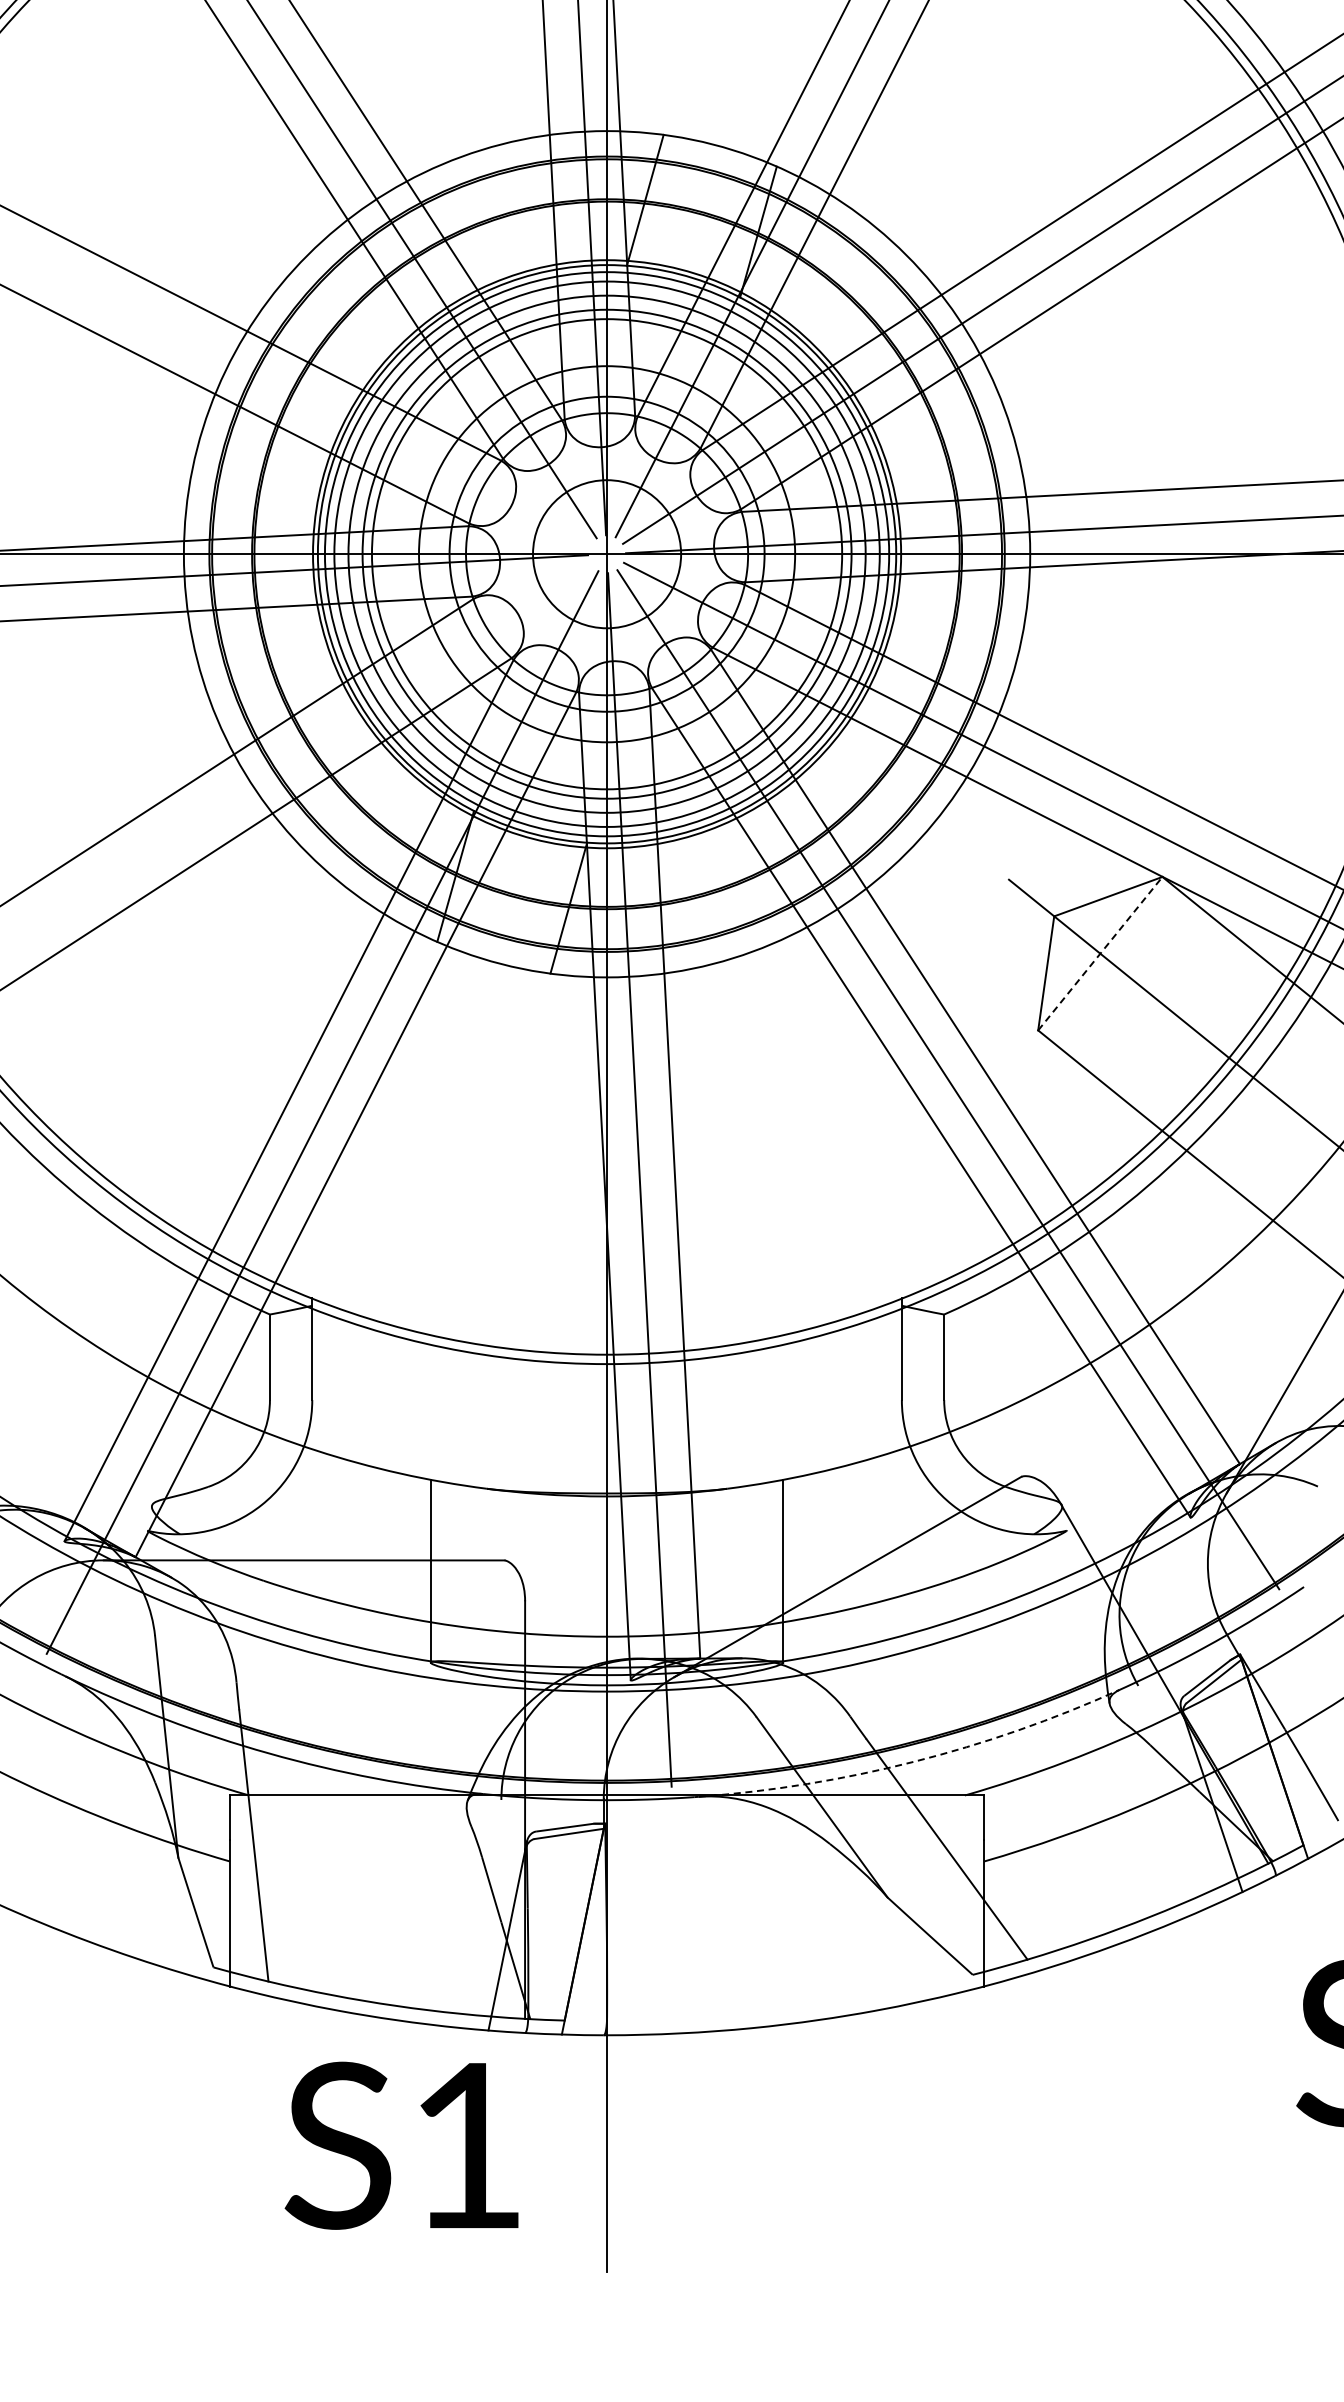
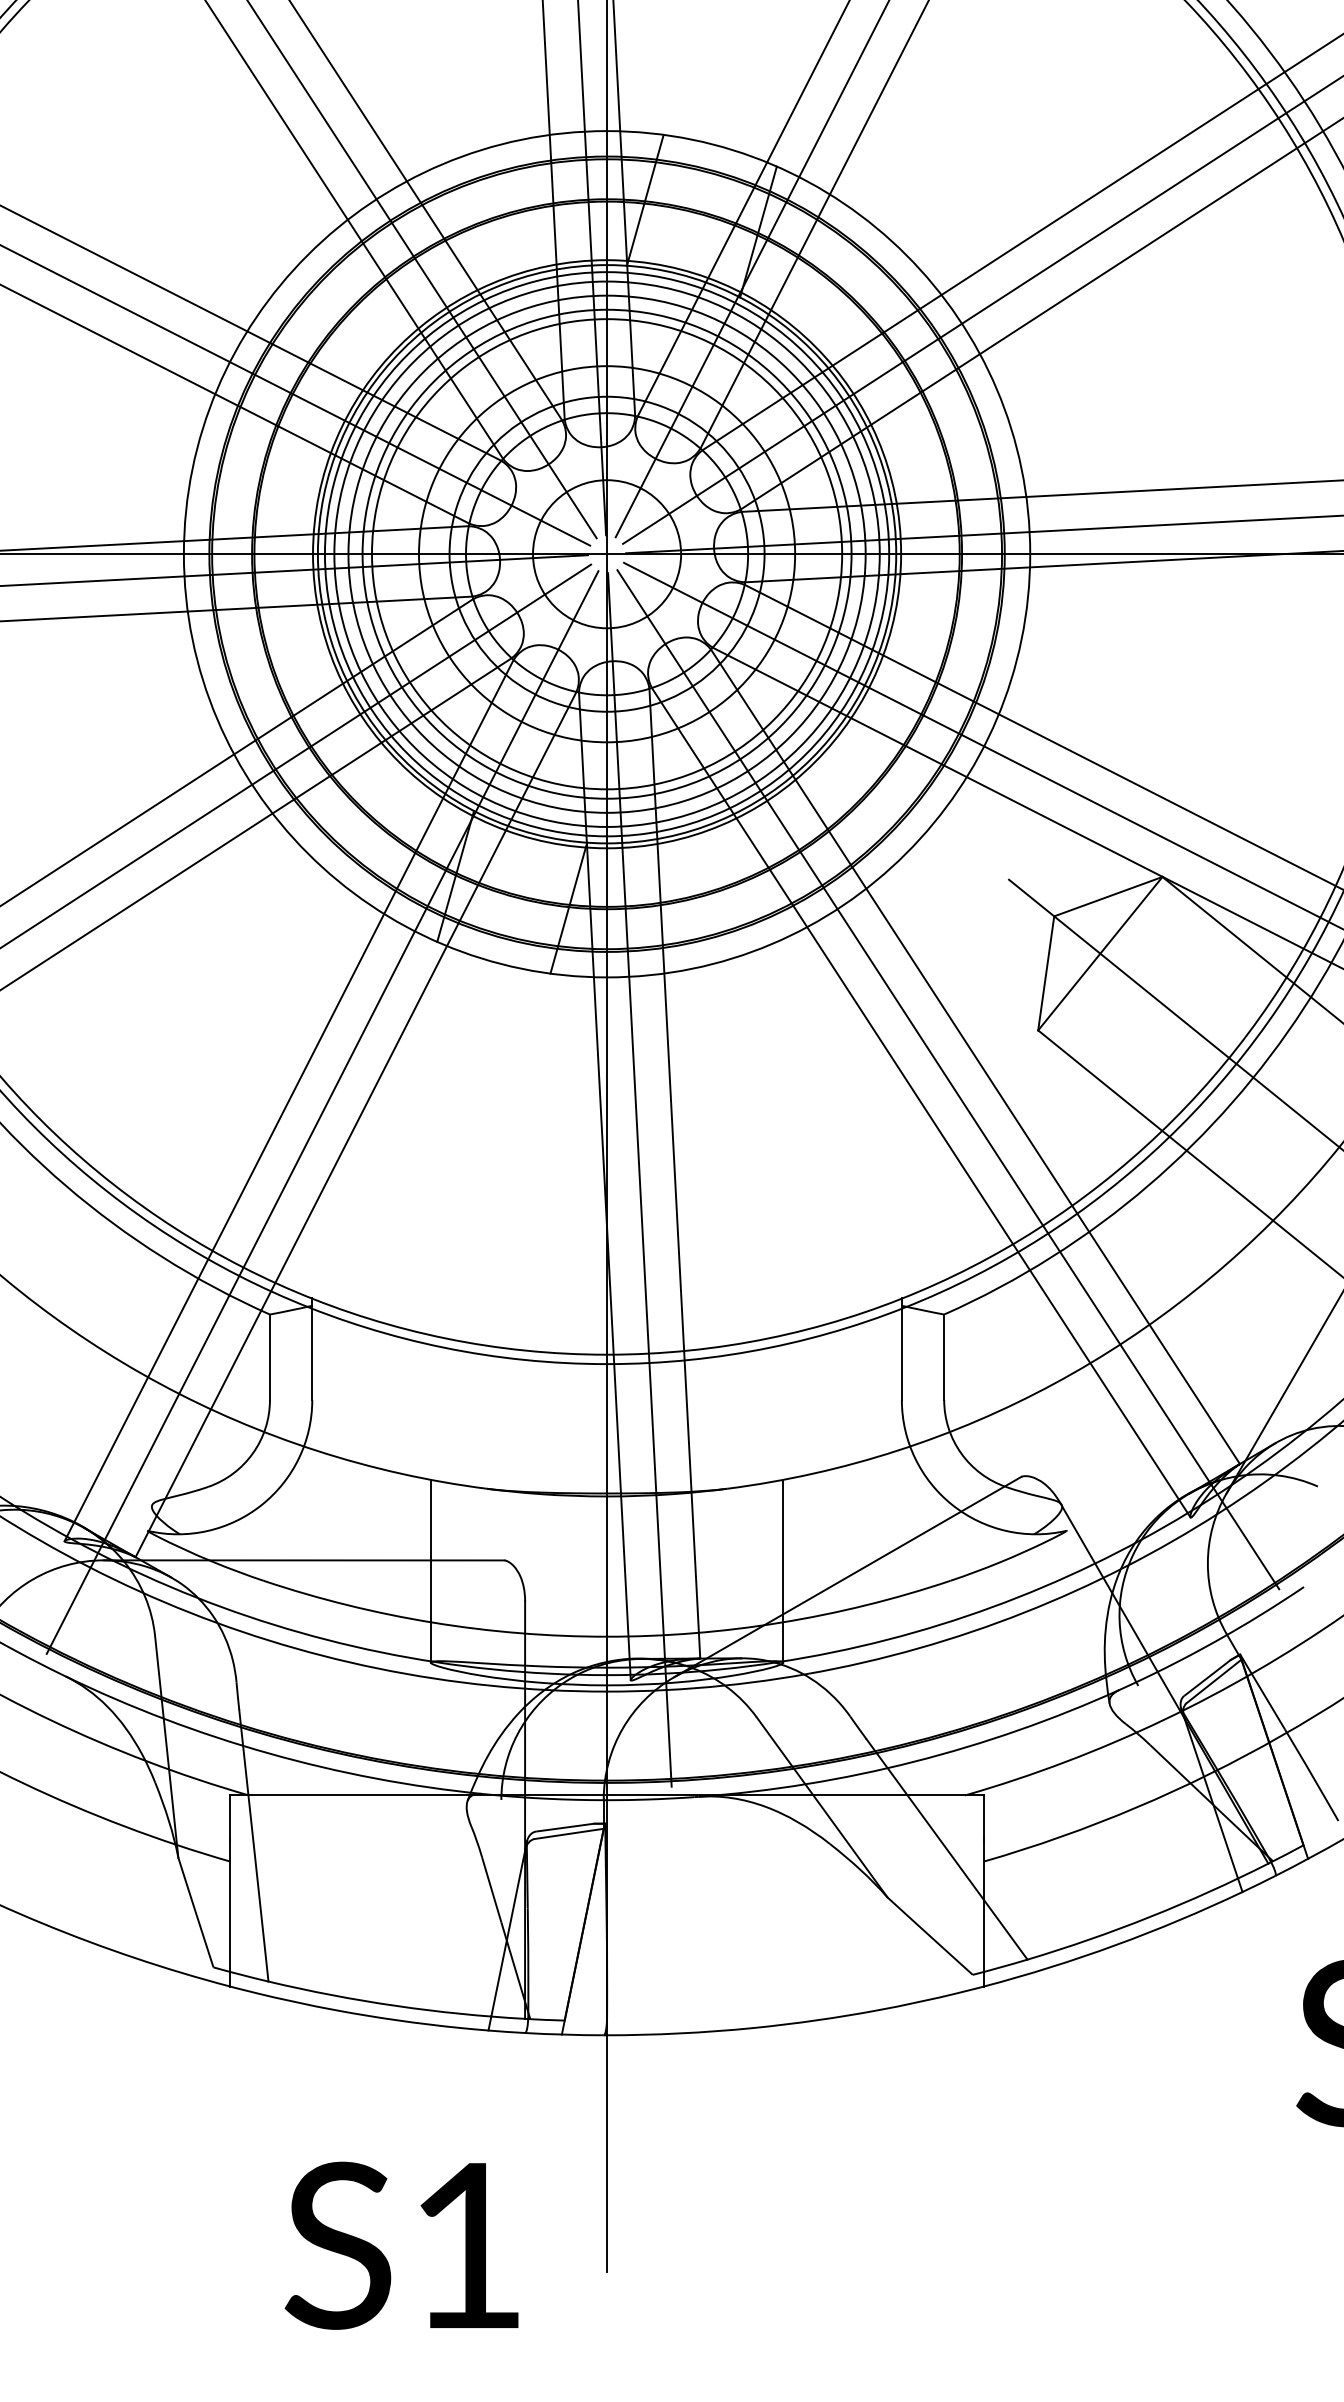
line: none -> present (296, 395)
line: none -> present (296, 755)
line: dashed -> solid (1100, 953)
arc: dashed -> solid (913, 1761)
text position: (401, 2145) -> (401, 2245) (401, 2245)
